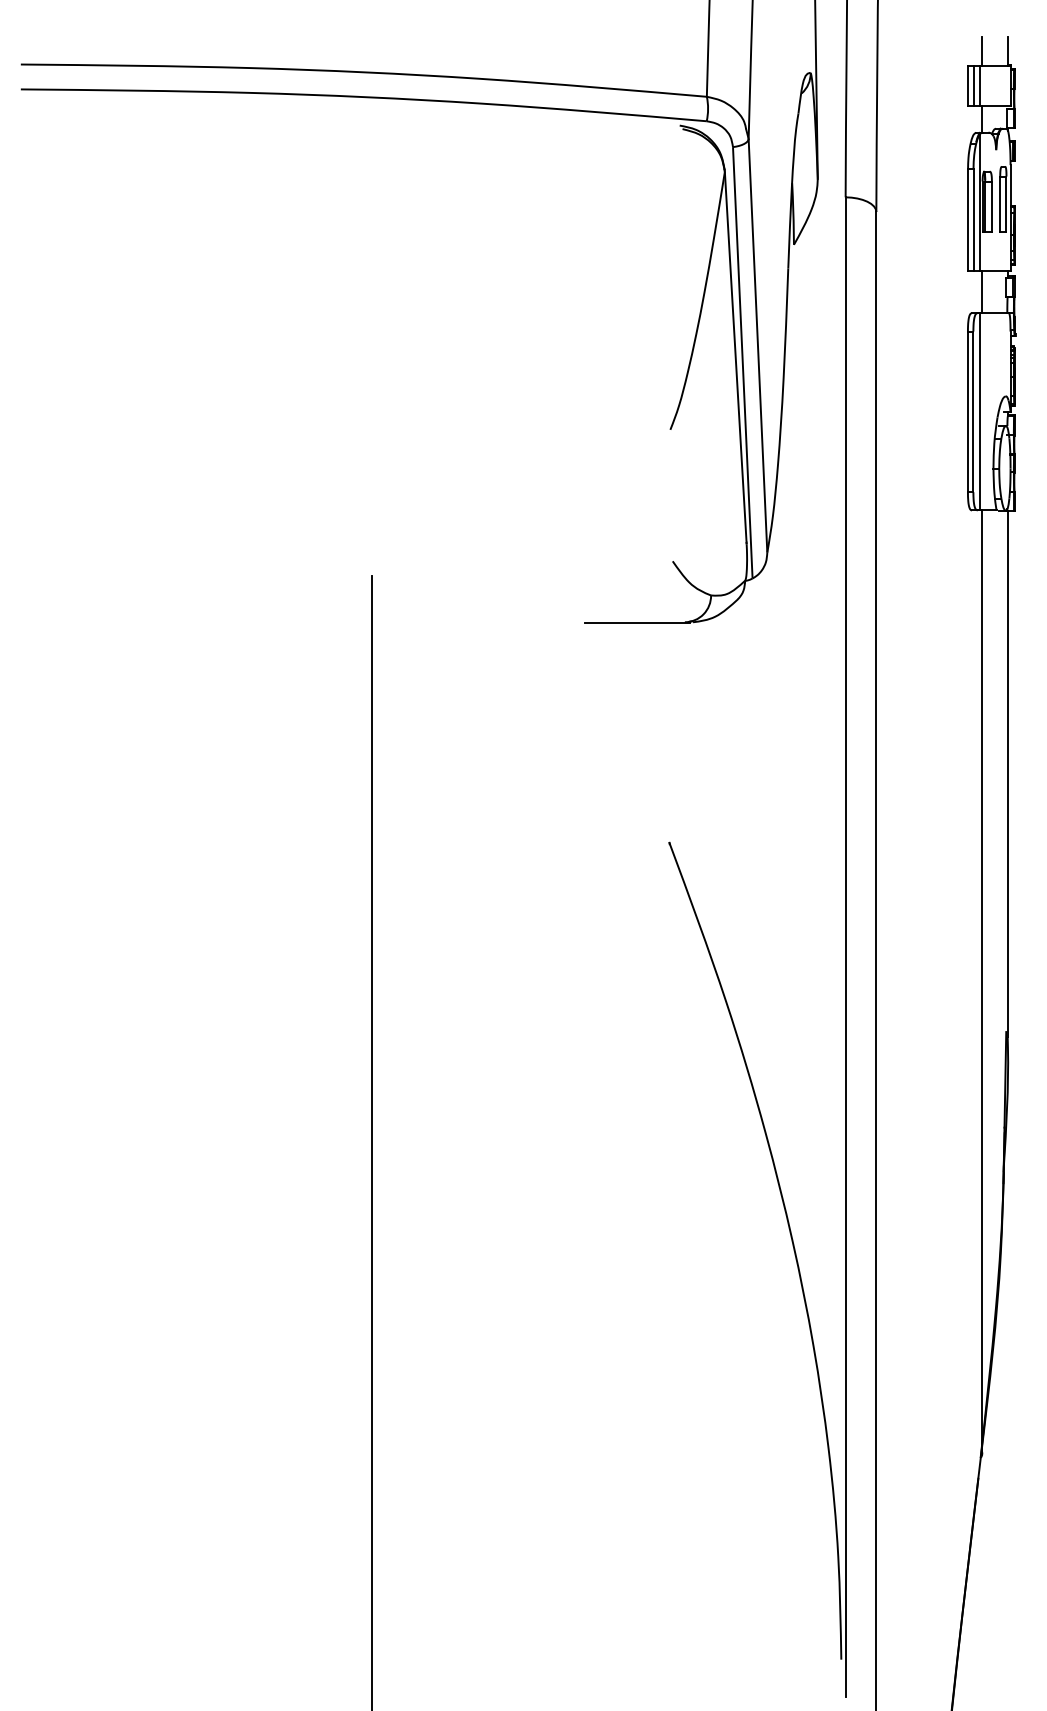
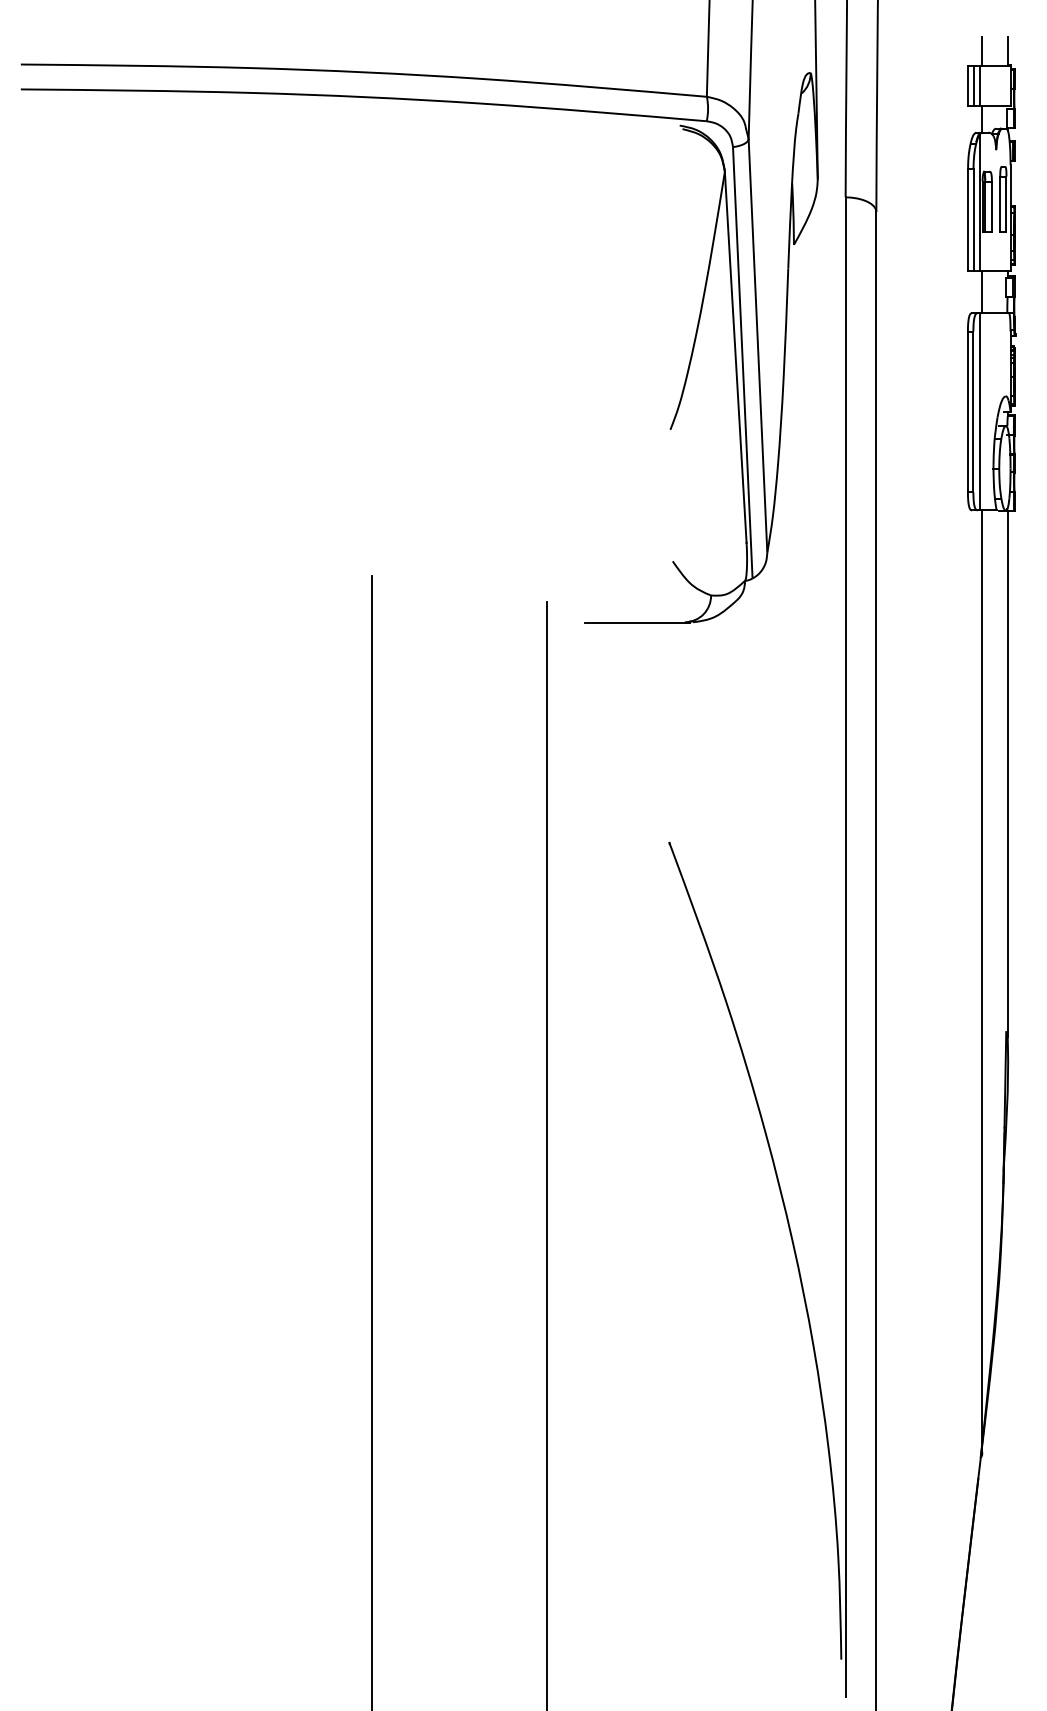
line: none -> present (547, 1154)
